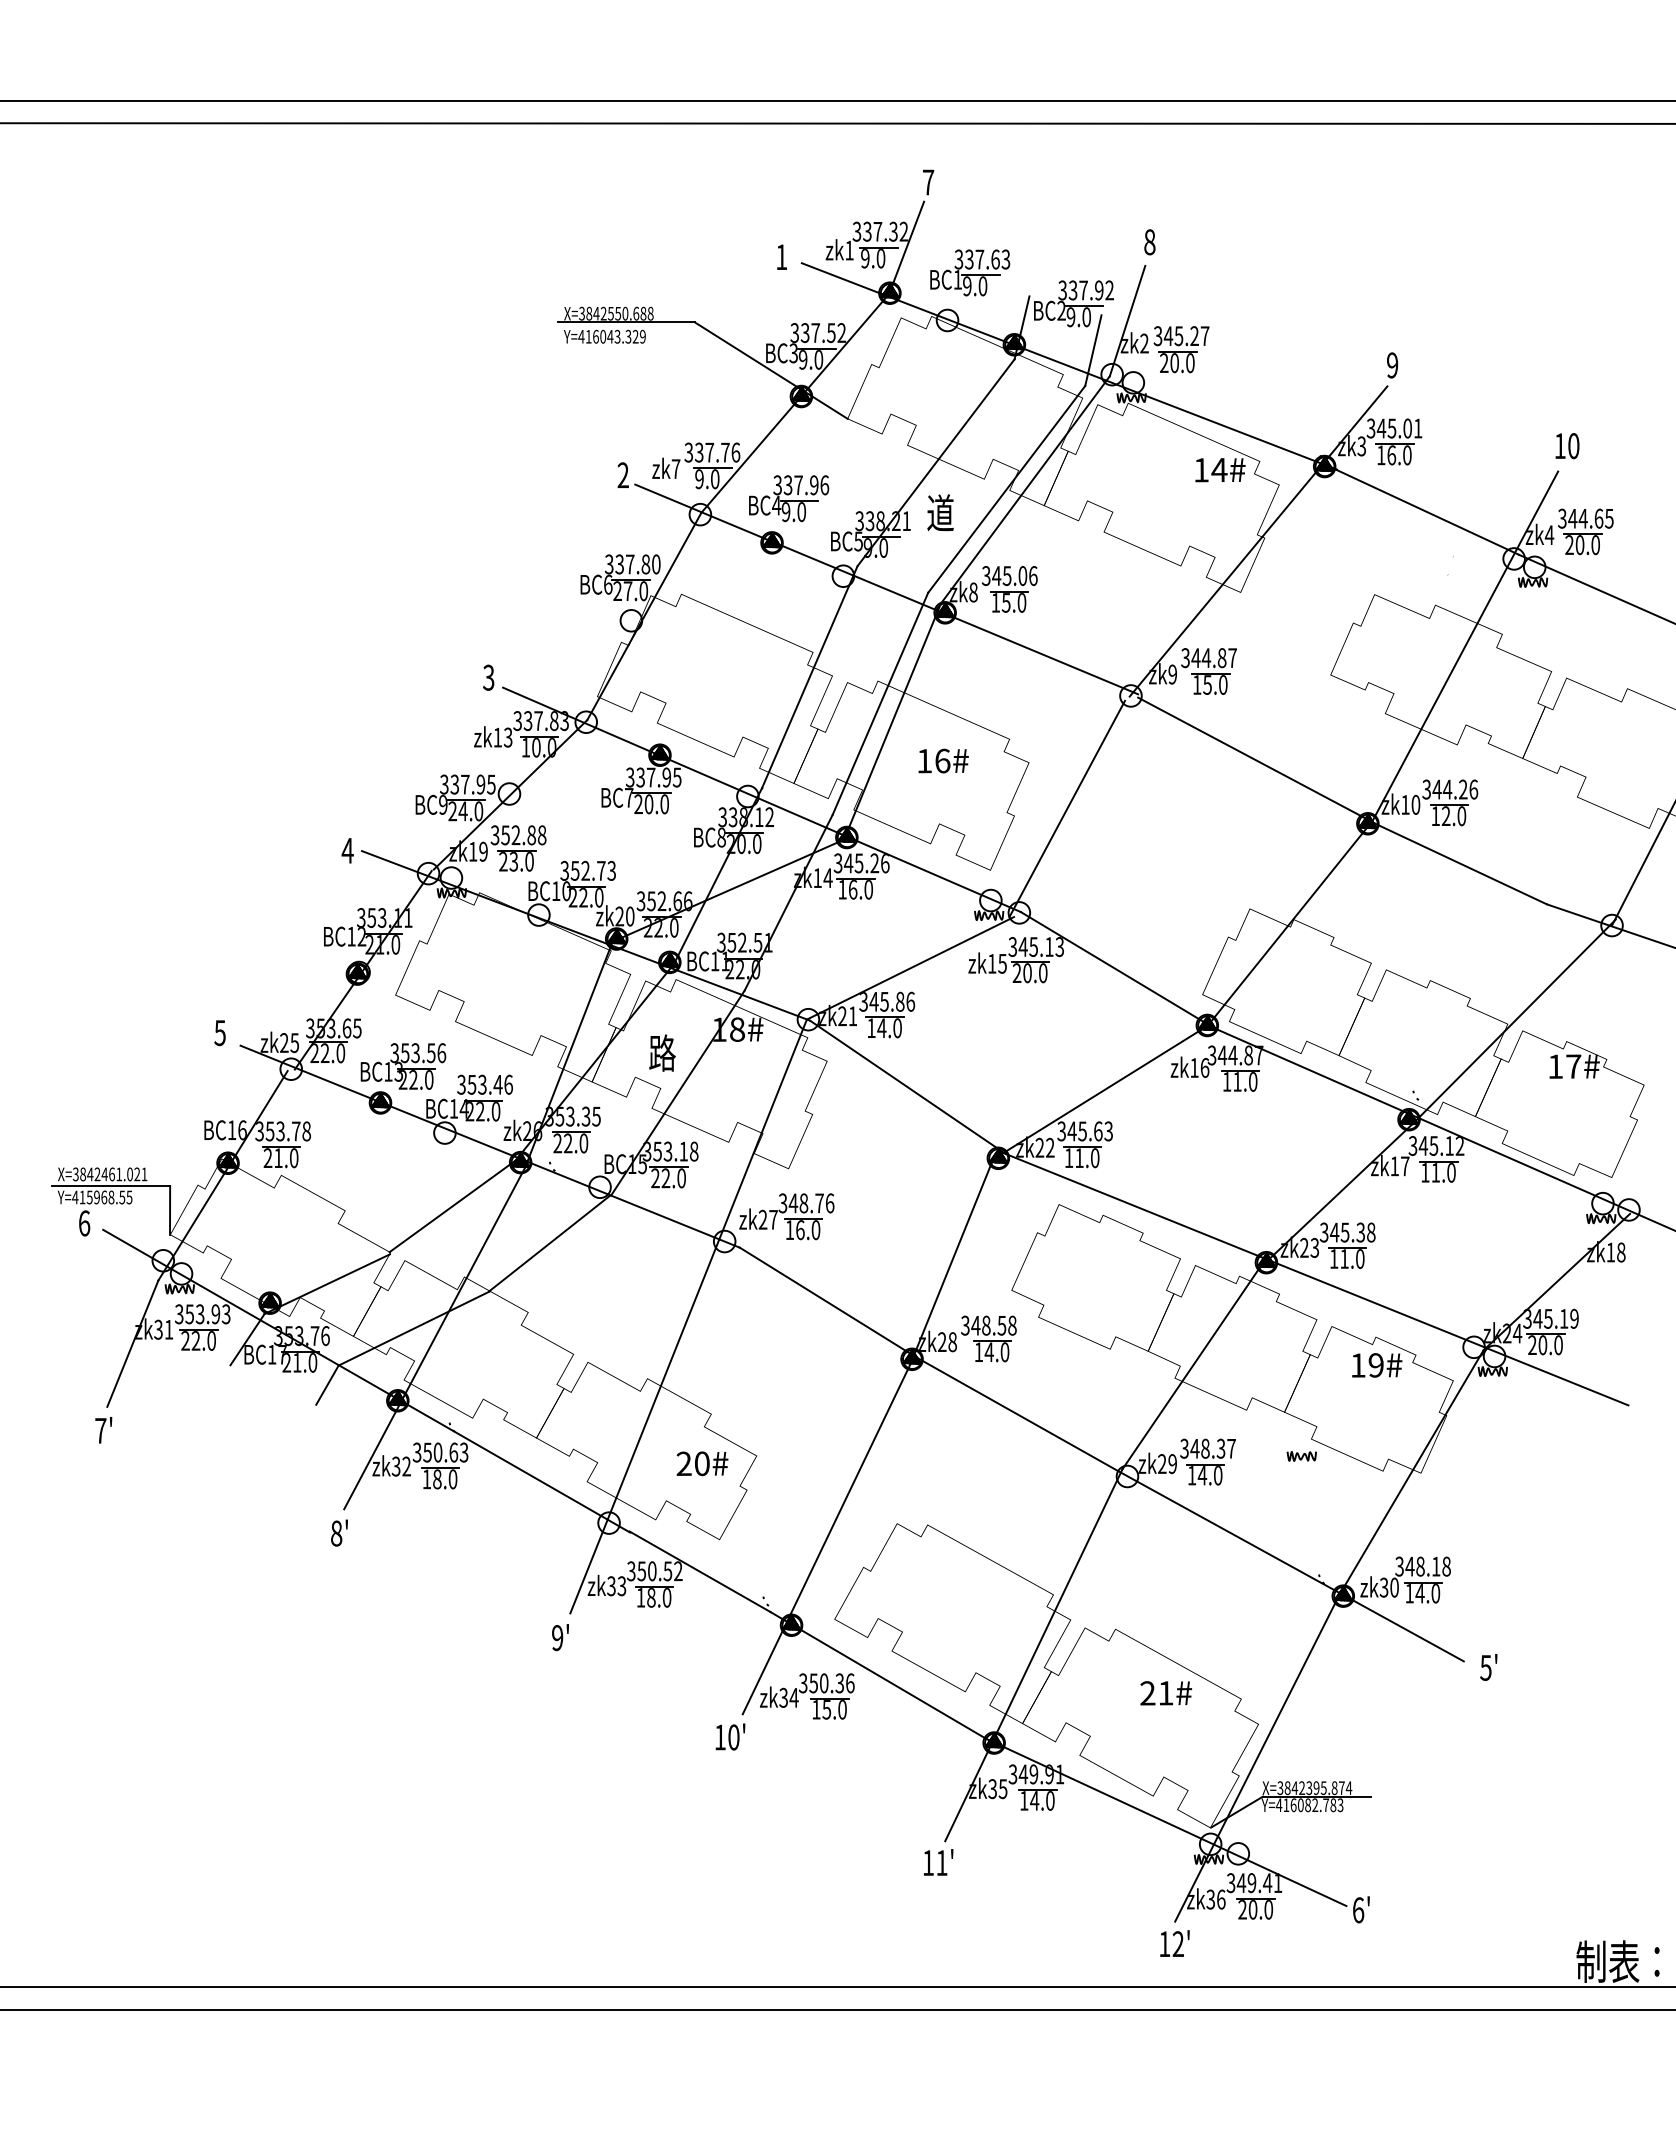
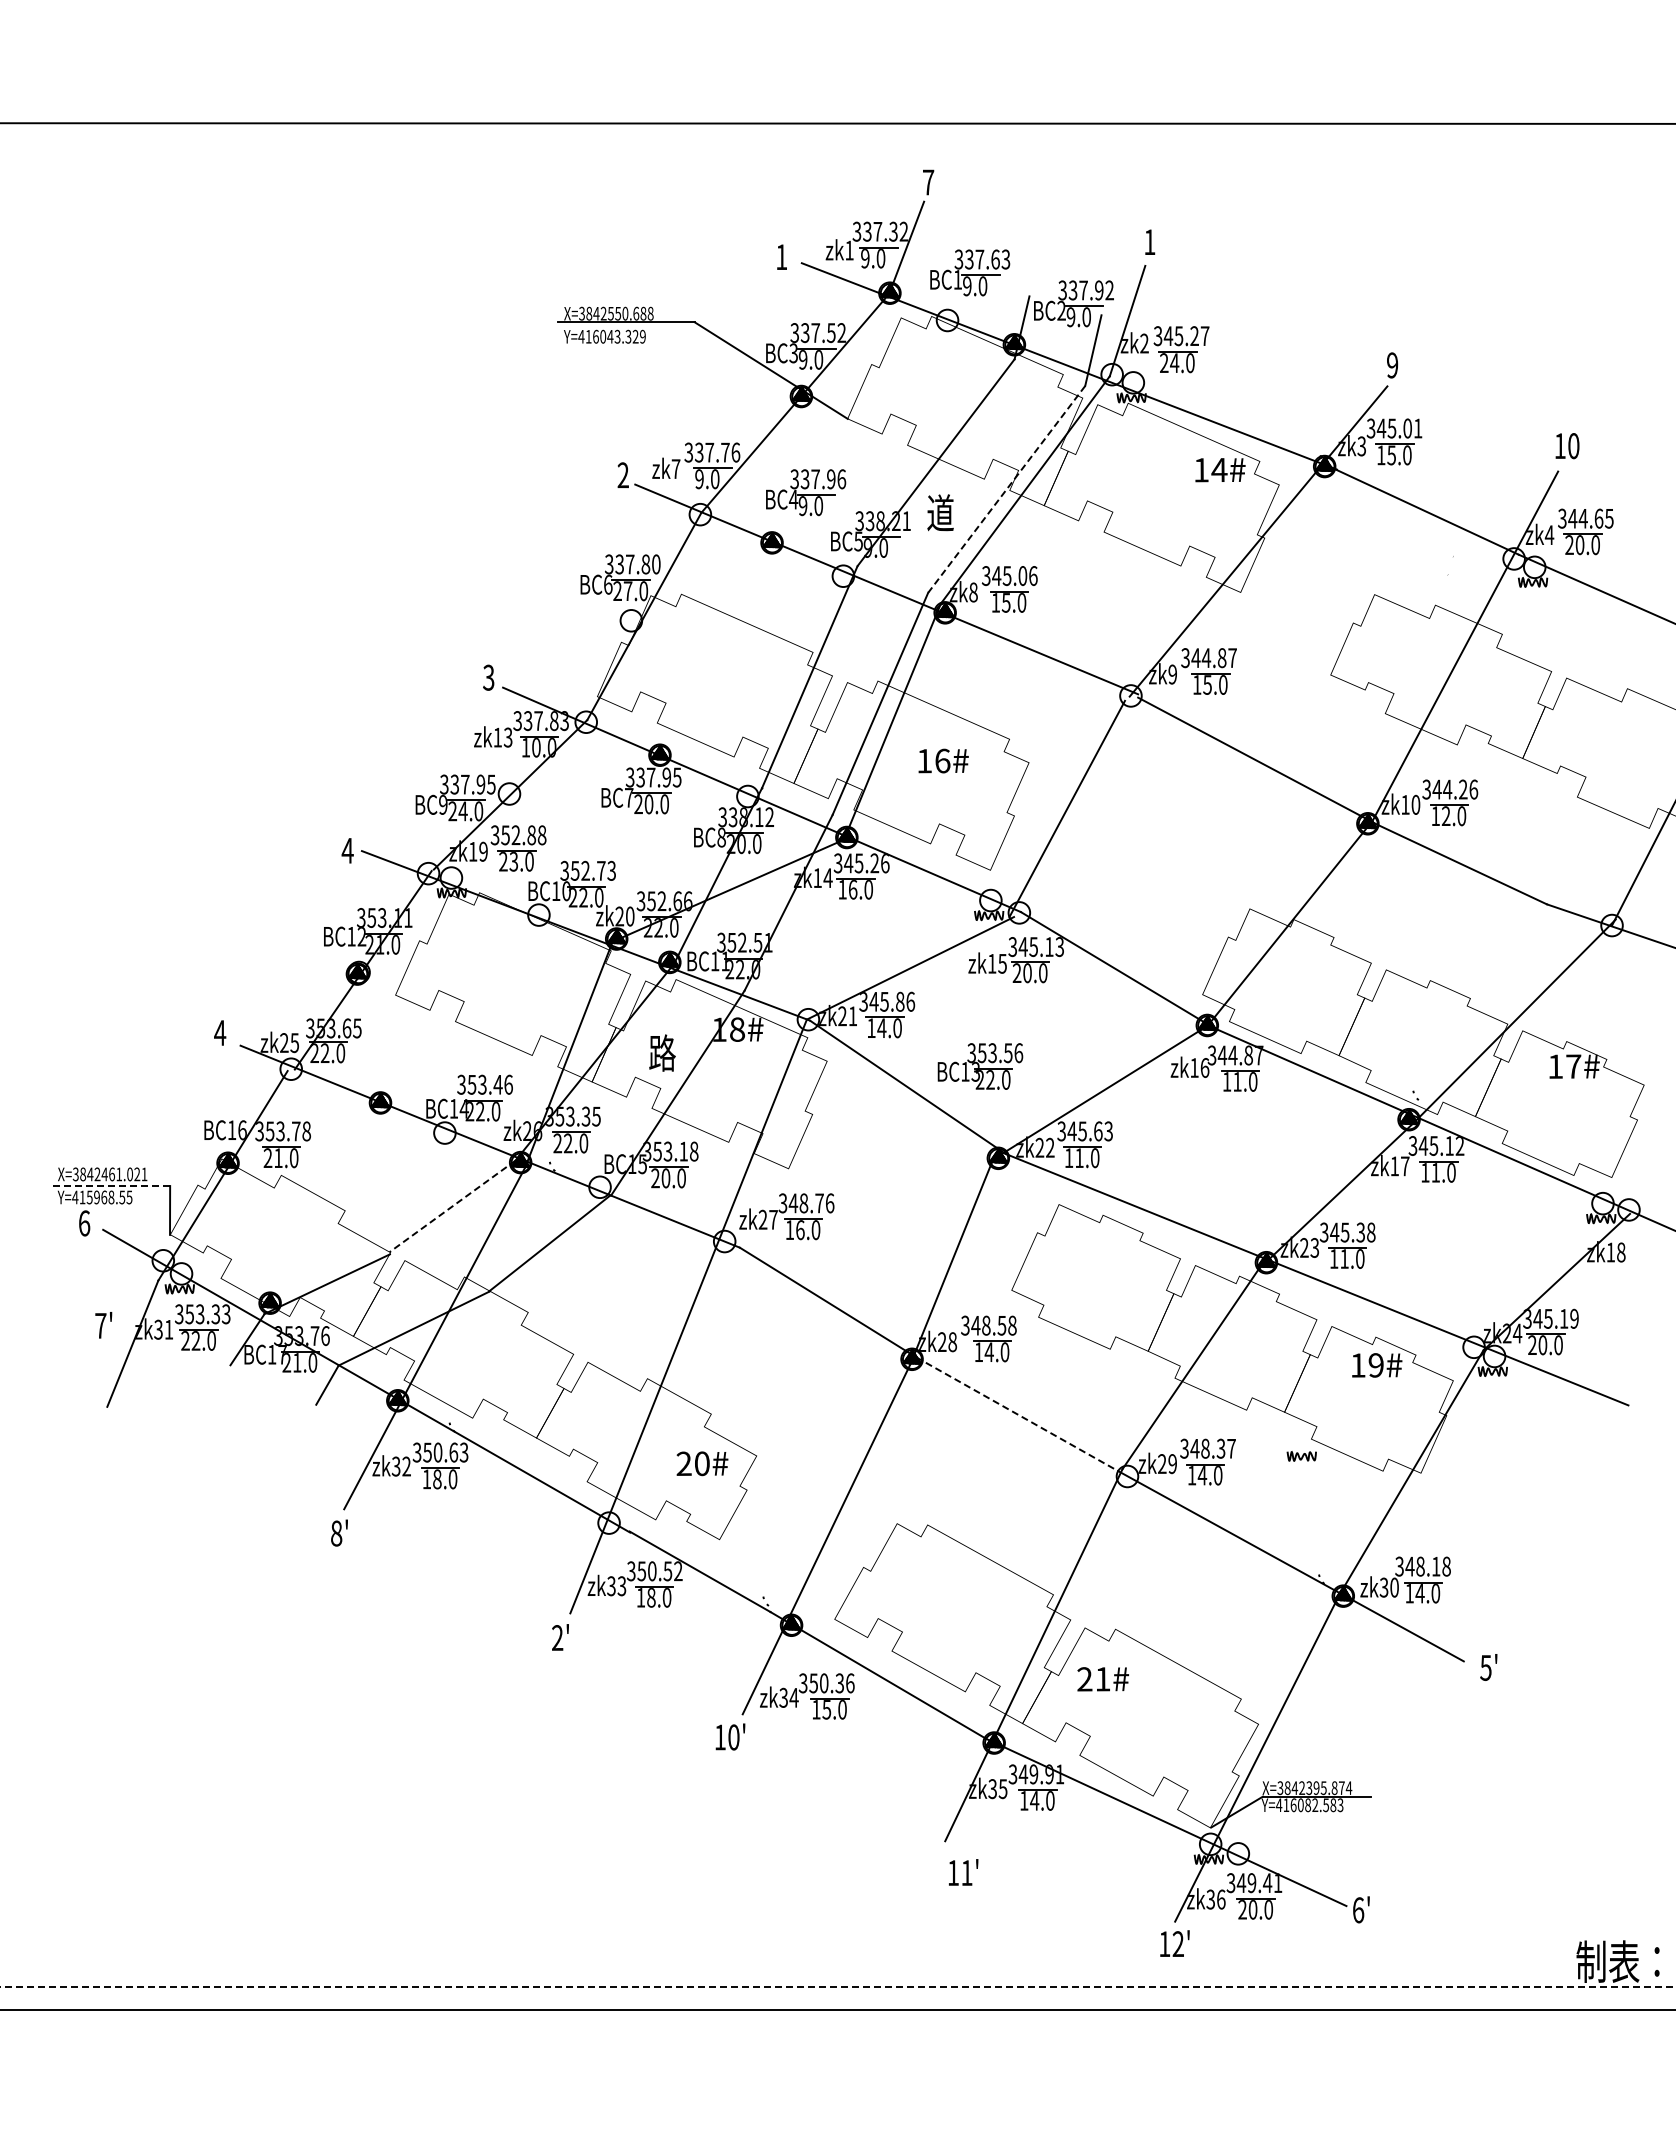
line: present -> none (837, 101)
text: 8 -> 1 (1149, 242)
text: 20.0 -> 24.0 (1174, 363)
text: 16.0 -> 15.0 (1391, 455)
line: solid -> dashed (1006, 489)
part position: (789, 498) -> (806, 492) (806, 492)
text: 5 -> 4 (220, 1033)
part position: (403, 1066) -> (980, 1066) (980, 1066)
text: 22.0 -> 20.0 (665, 1178)
line: solid -> dashed (110, 1186)
line: solid -> dashed (452, 1206)
text: 353.93 -> 353.33 (215, 1314)
line: solid -> dashed (1017, 1414)
text position: (103, 1430) -> (103, 1325) (103, 1325)
text: 9' -> 2' (557, 1638)
text position: (1165, 1693) -> (1102, 1679) (1102, 1679)
text: Y=416082.783 -> Y=416082.583 (1326, 1805)
text position: (938, 1862) -> (963, 1872) (963, 1872)
line: solid -> dashed (837, 1987)
